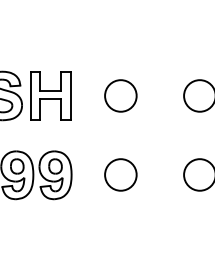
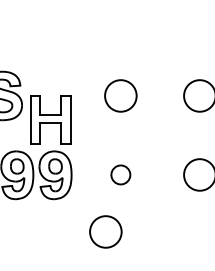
part position: (50, 95) -> (50, 119) (50, 119)
circle diameter: 32 px -> 19 px (120, 174)
circle: none -> present (105, 231)
